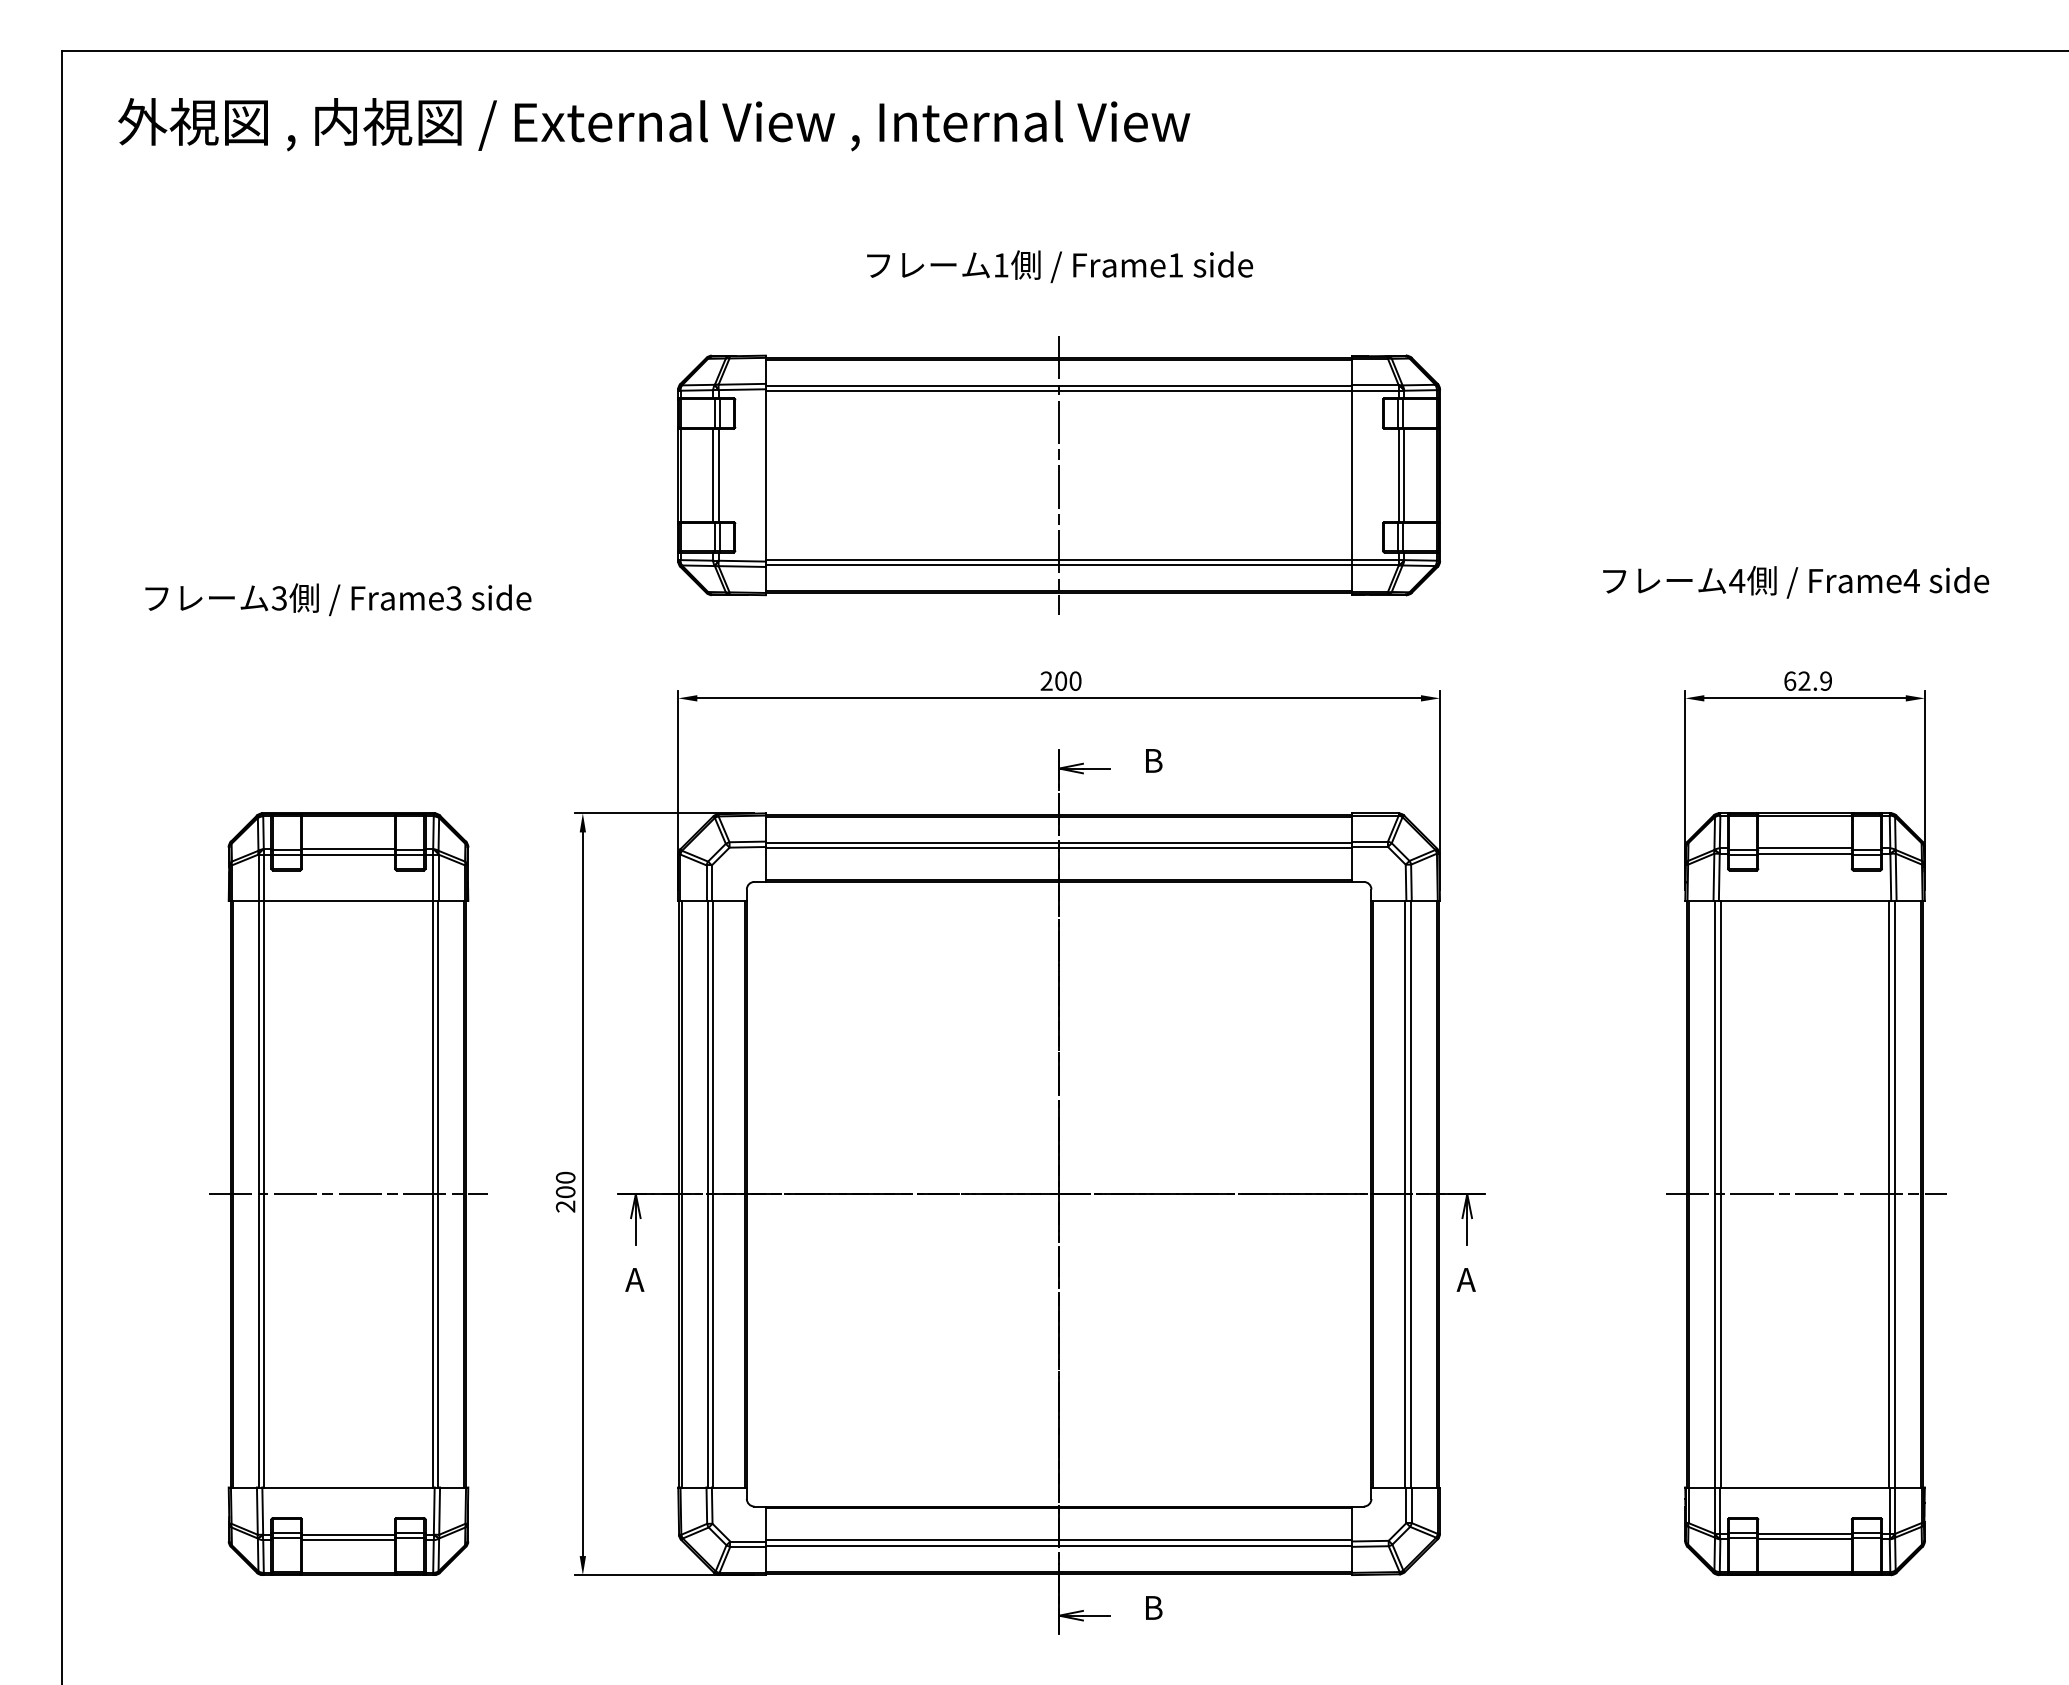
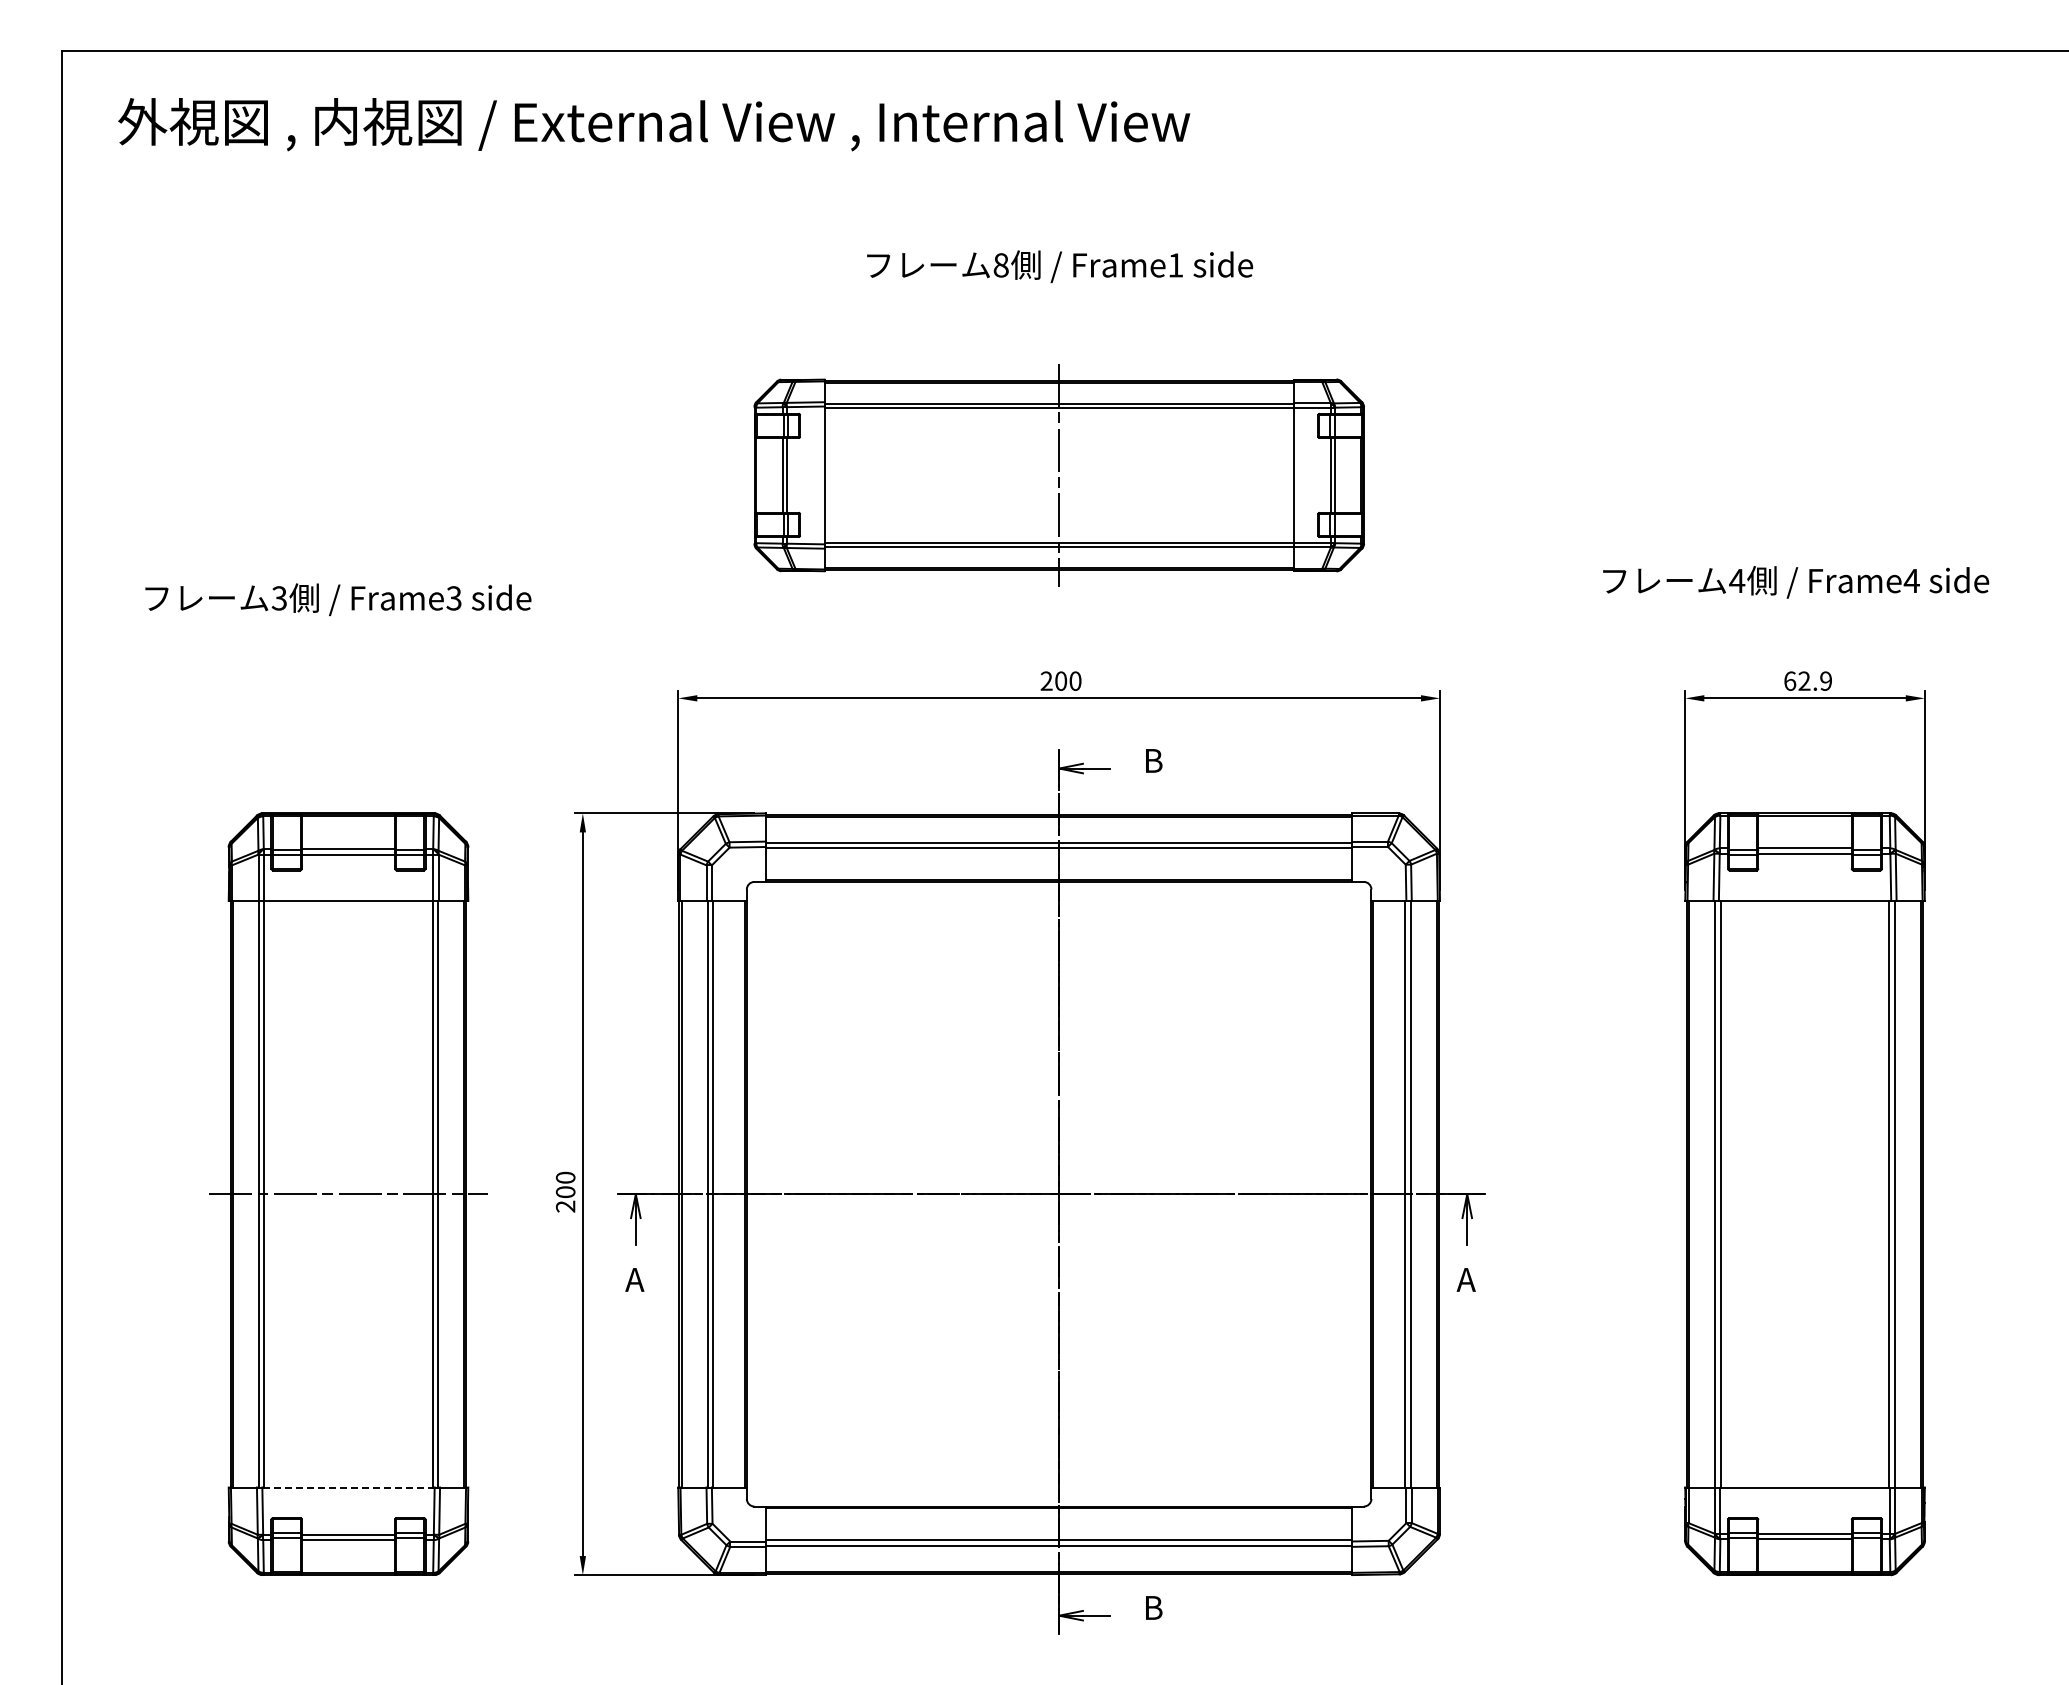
text: 1 -> 8 (1000, 265)
part size: 765x279 px -> 612x223 px (1058, 475)
line: present -> none (1805, 1194)
line: solid -> dashed (348, 1487)
